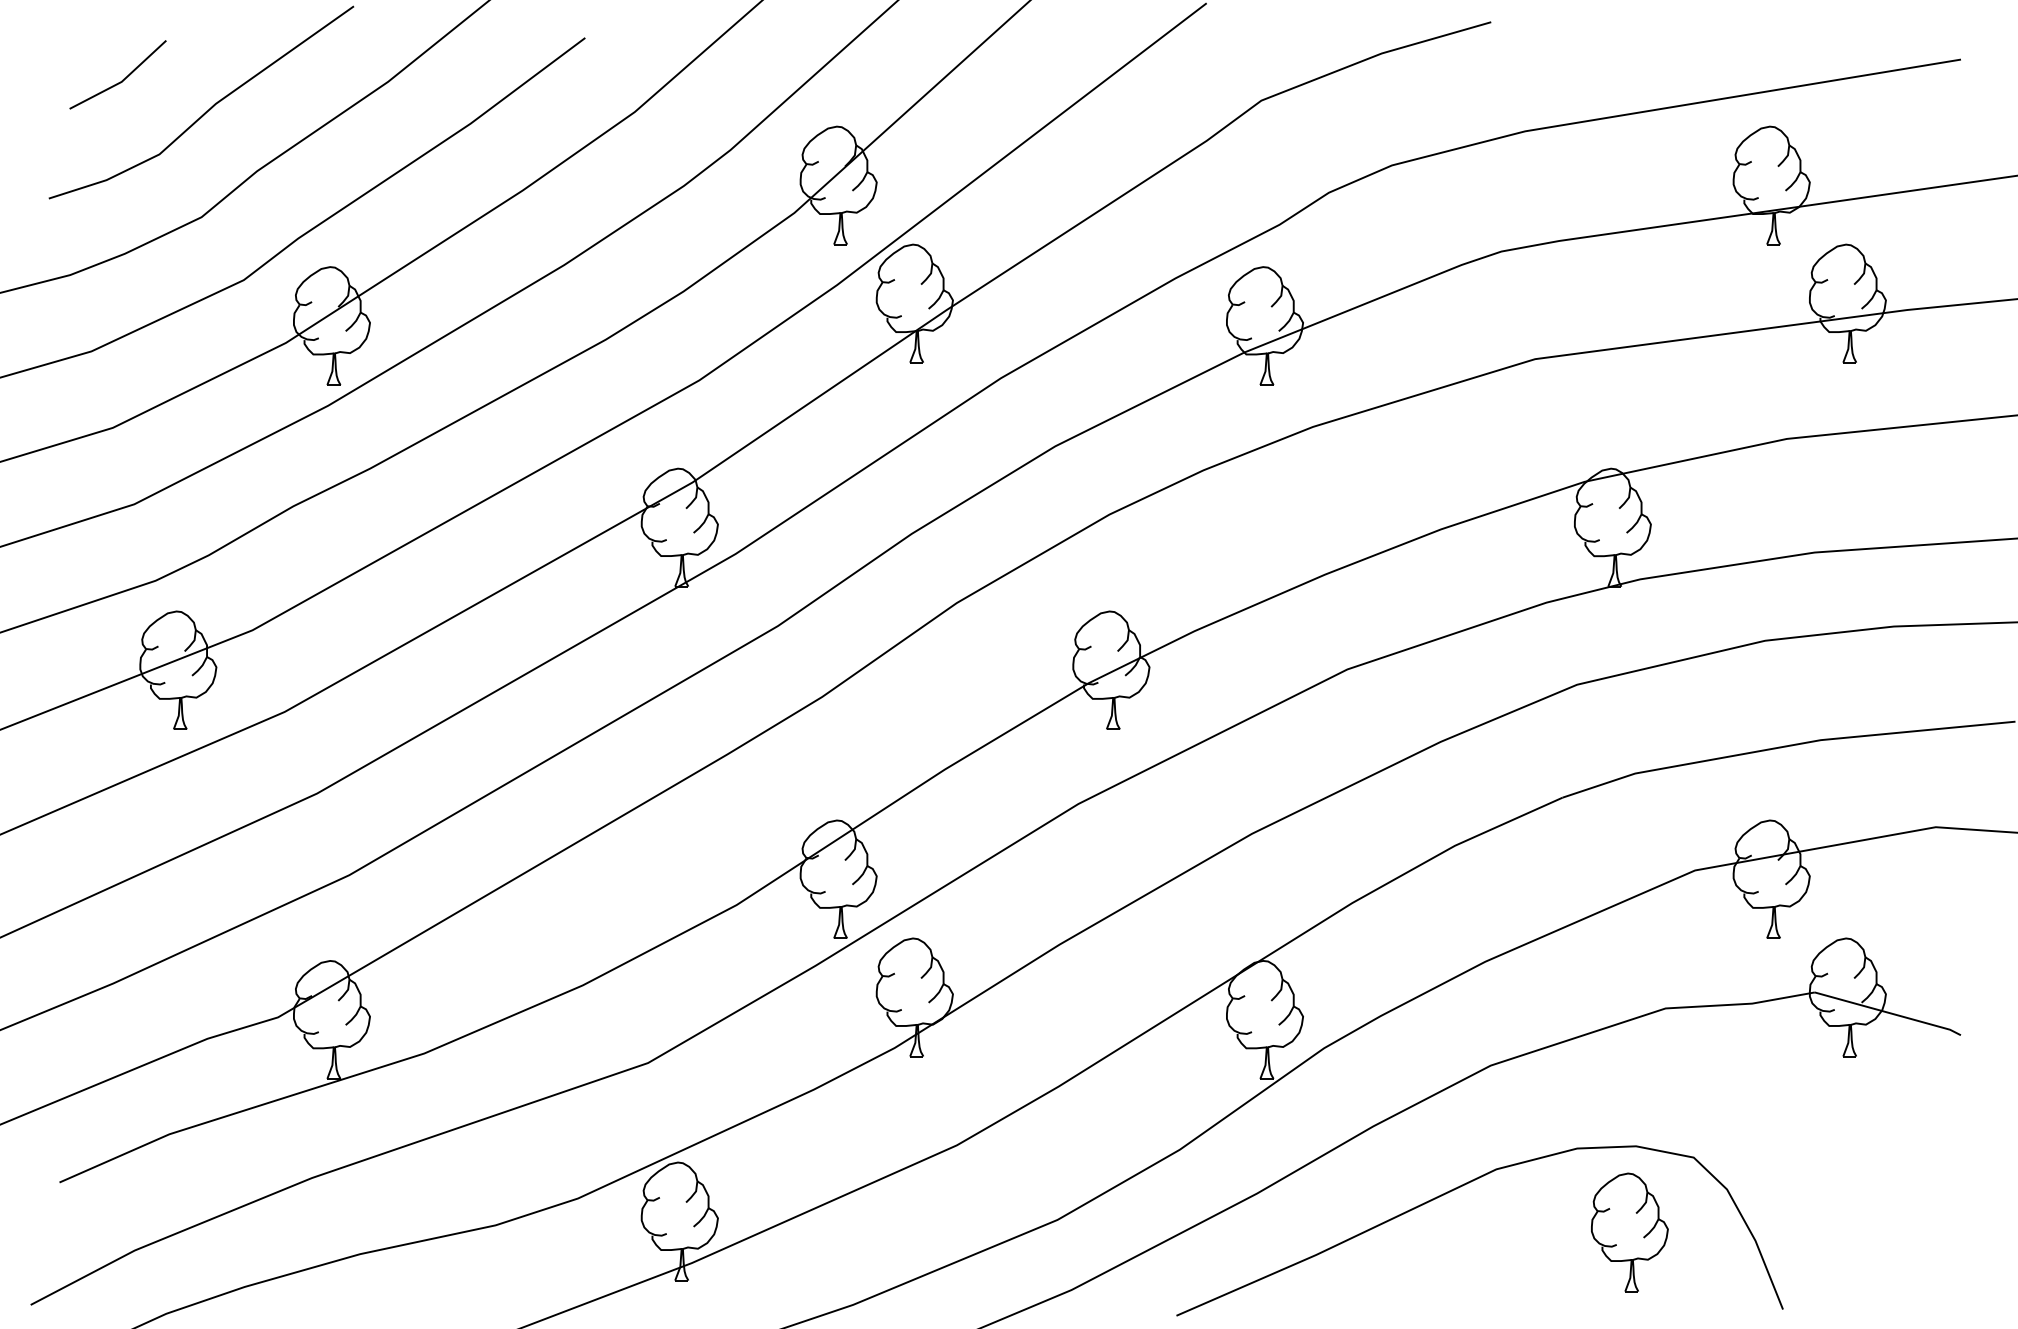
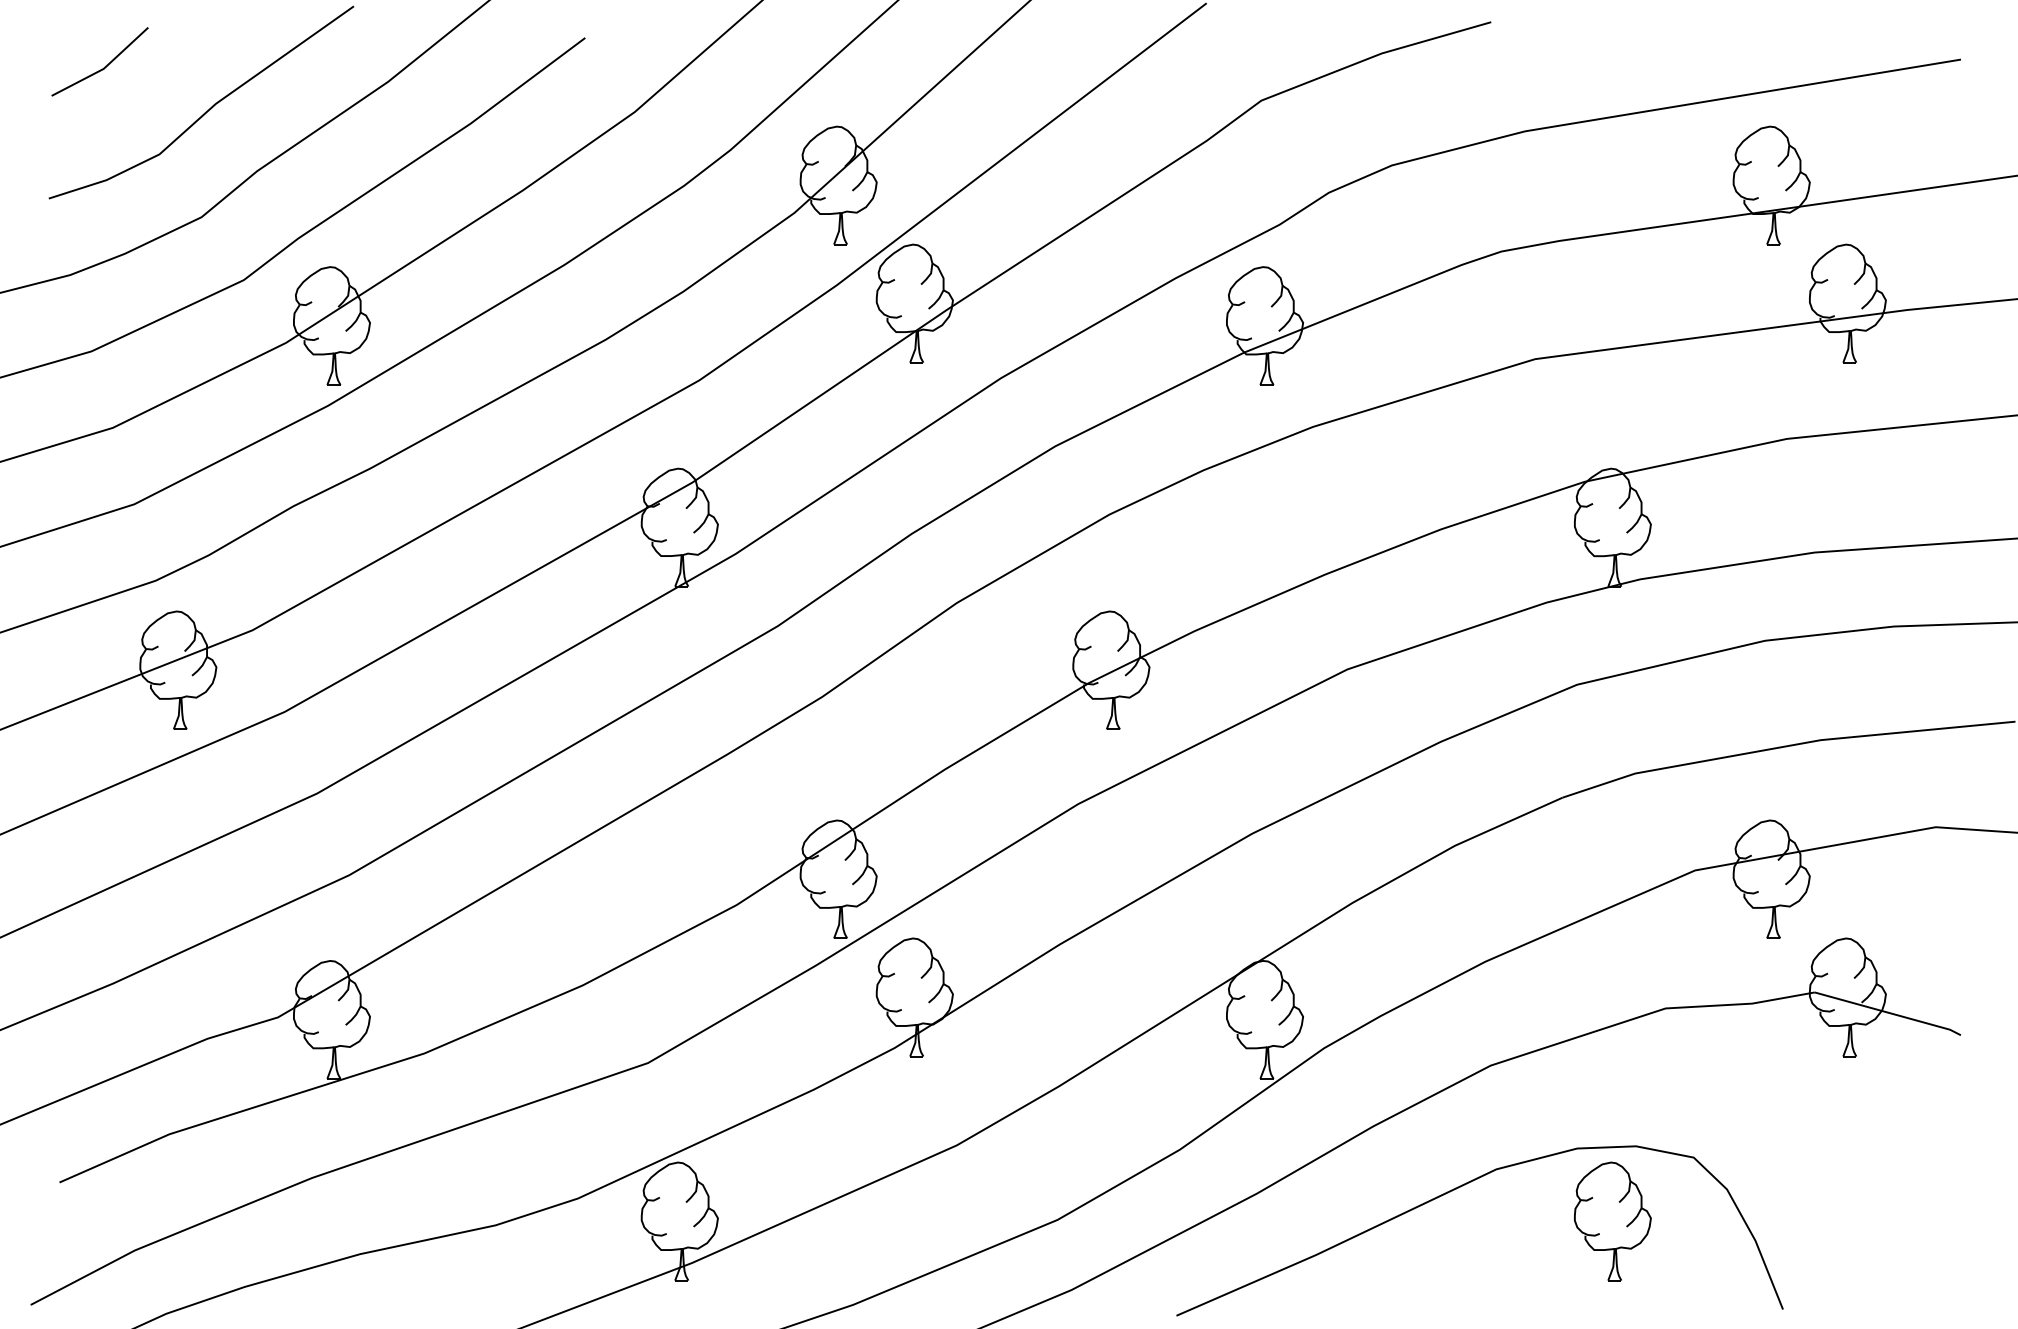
line position: (122, 79) -> (104, 66) (104, 66)
part position: (1629, 1232) -> (1612, 1221) (1612, 1221)
